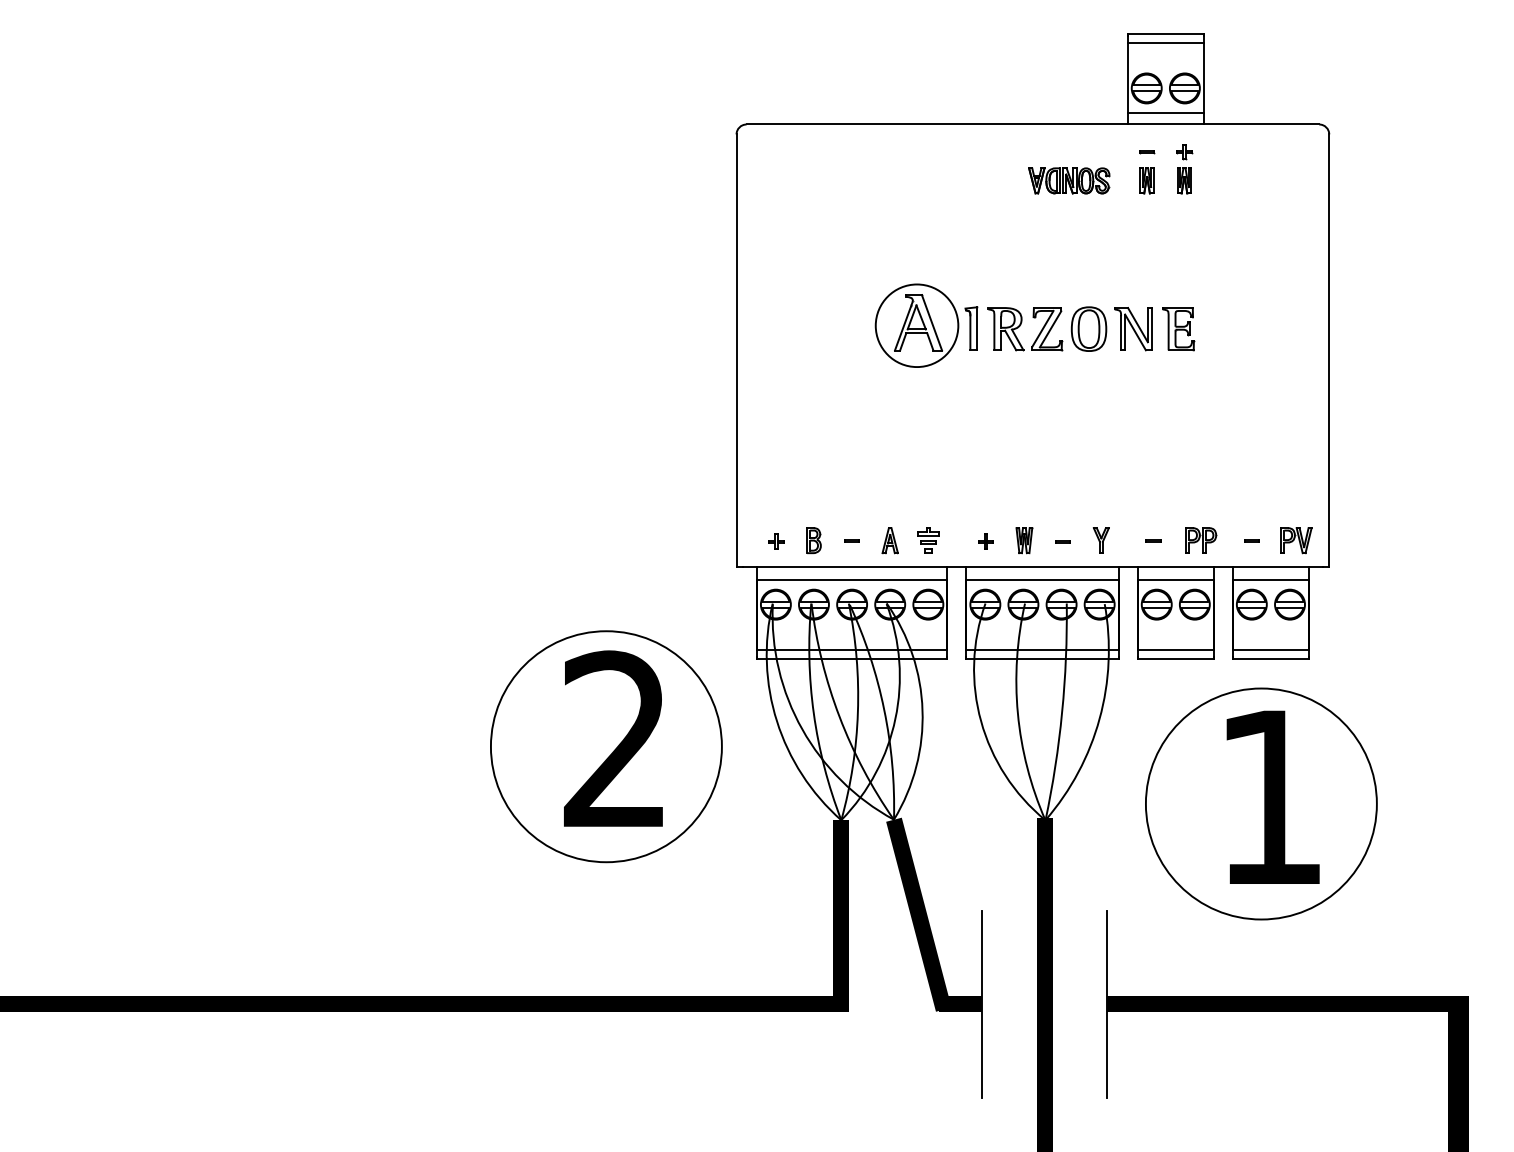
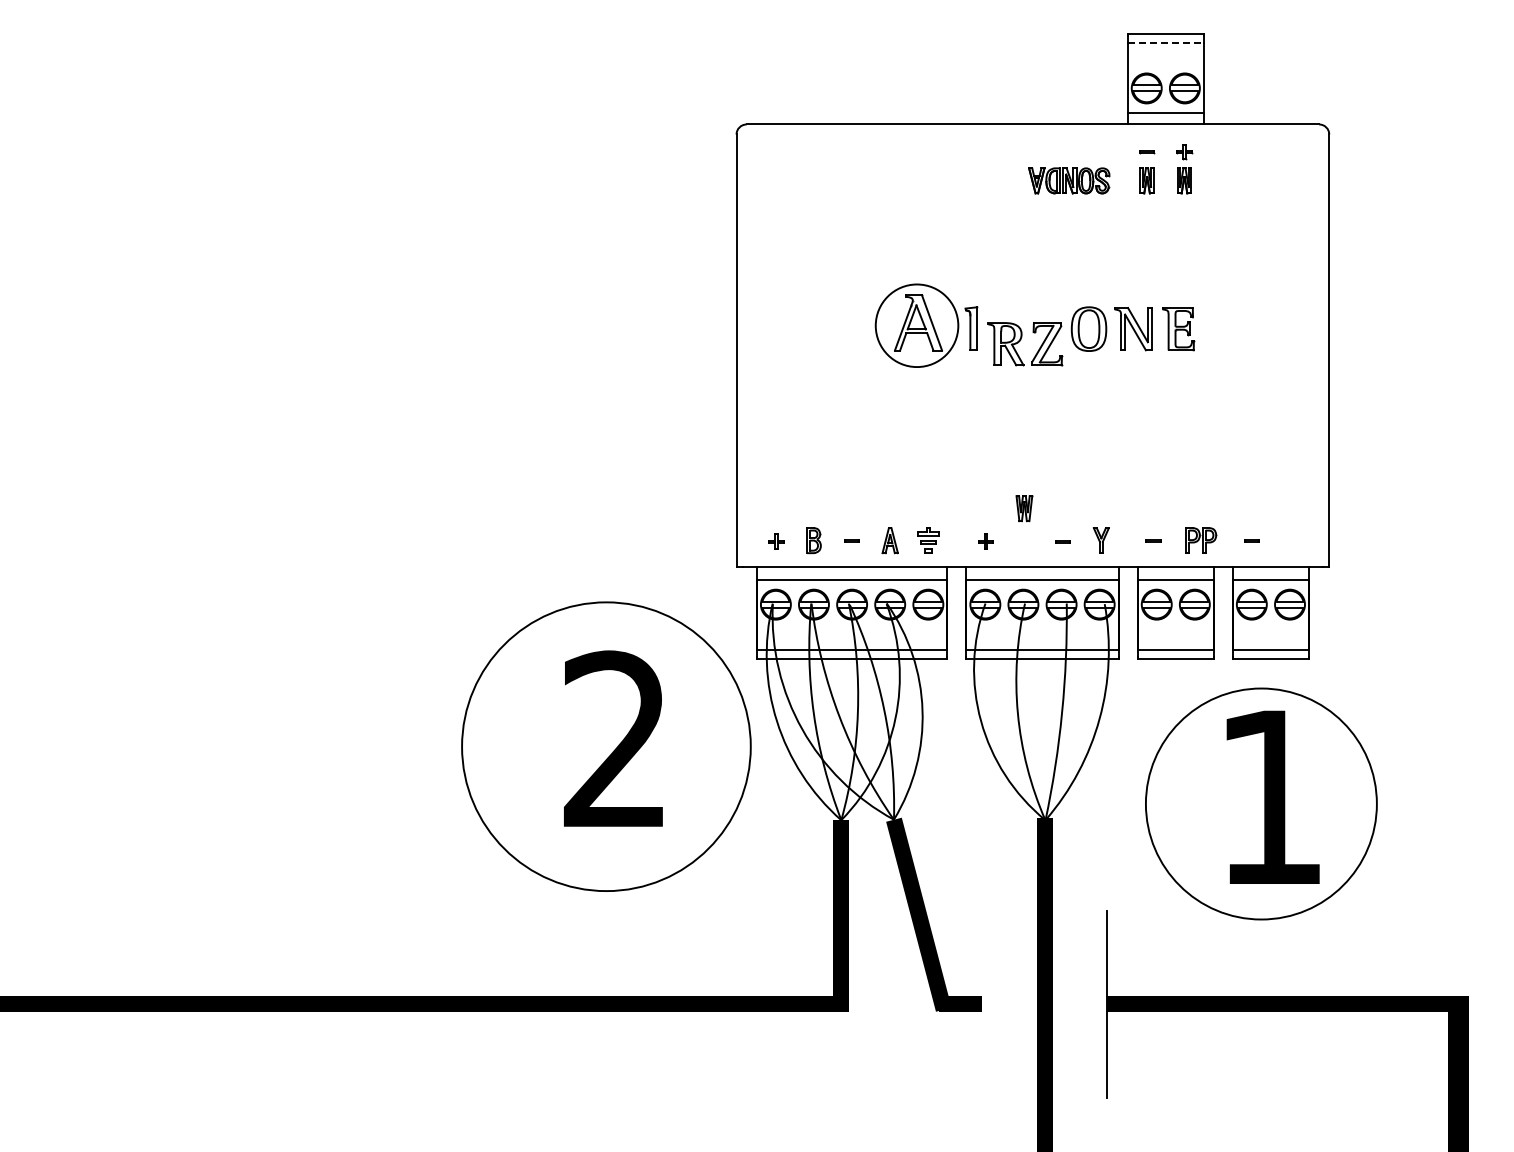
line: solid -> dashed (1166, 43)
part position: (1025, 329) -> (1025, 344) (1025, 344)
part position: (1024, 540) -> (1024, 508) (1024, 508)
part: present -> none (1296, 540)
circle diameter: 231 px -> 289 px (606, 746)
line: present -> none (982, 1003)
